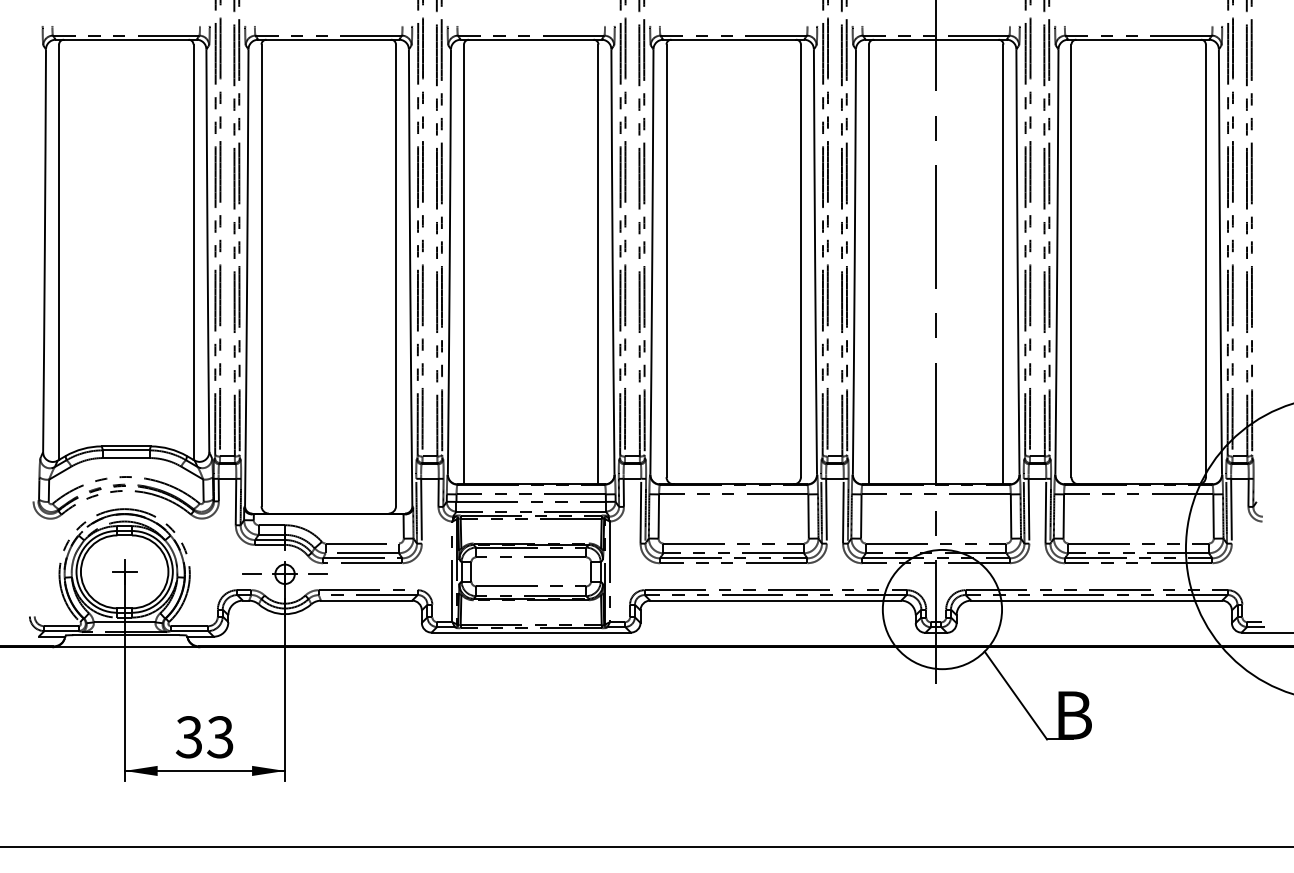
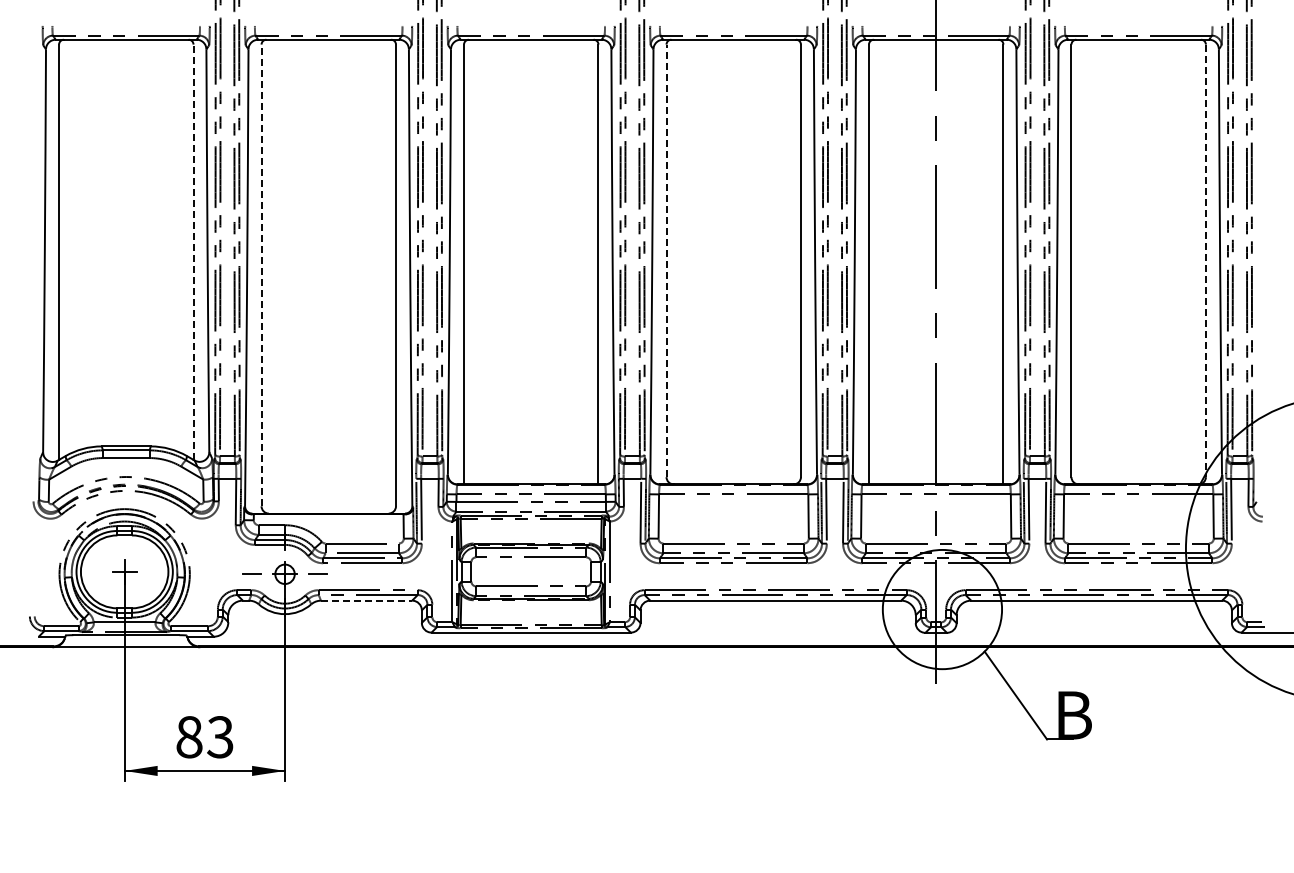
line: solid -> dashed (193, 252)
line: solid -> dashed (666, 260)
line: solid -> dashed (1205, 261)
line: solid -> dashed (261, 275)
line: solid -> dashed (366, 600)
text: 33 -> 83 (188, 737)
line: present -> none (646, 847)
